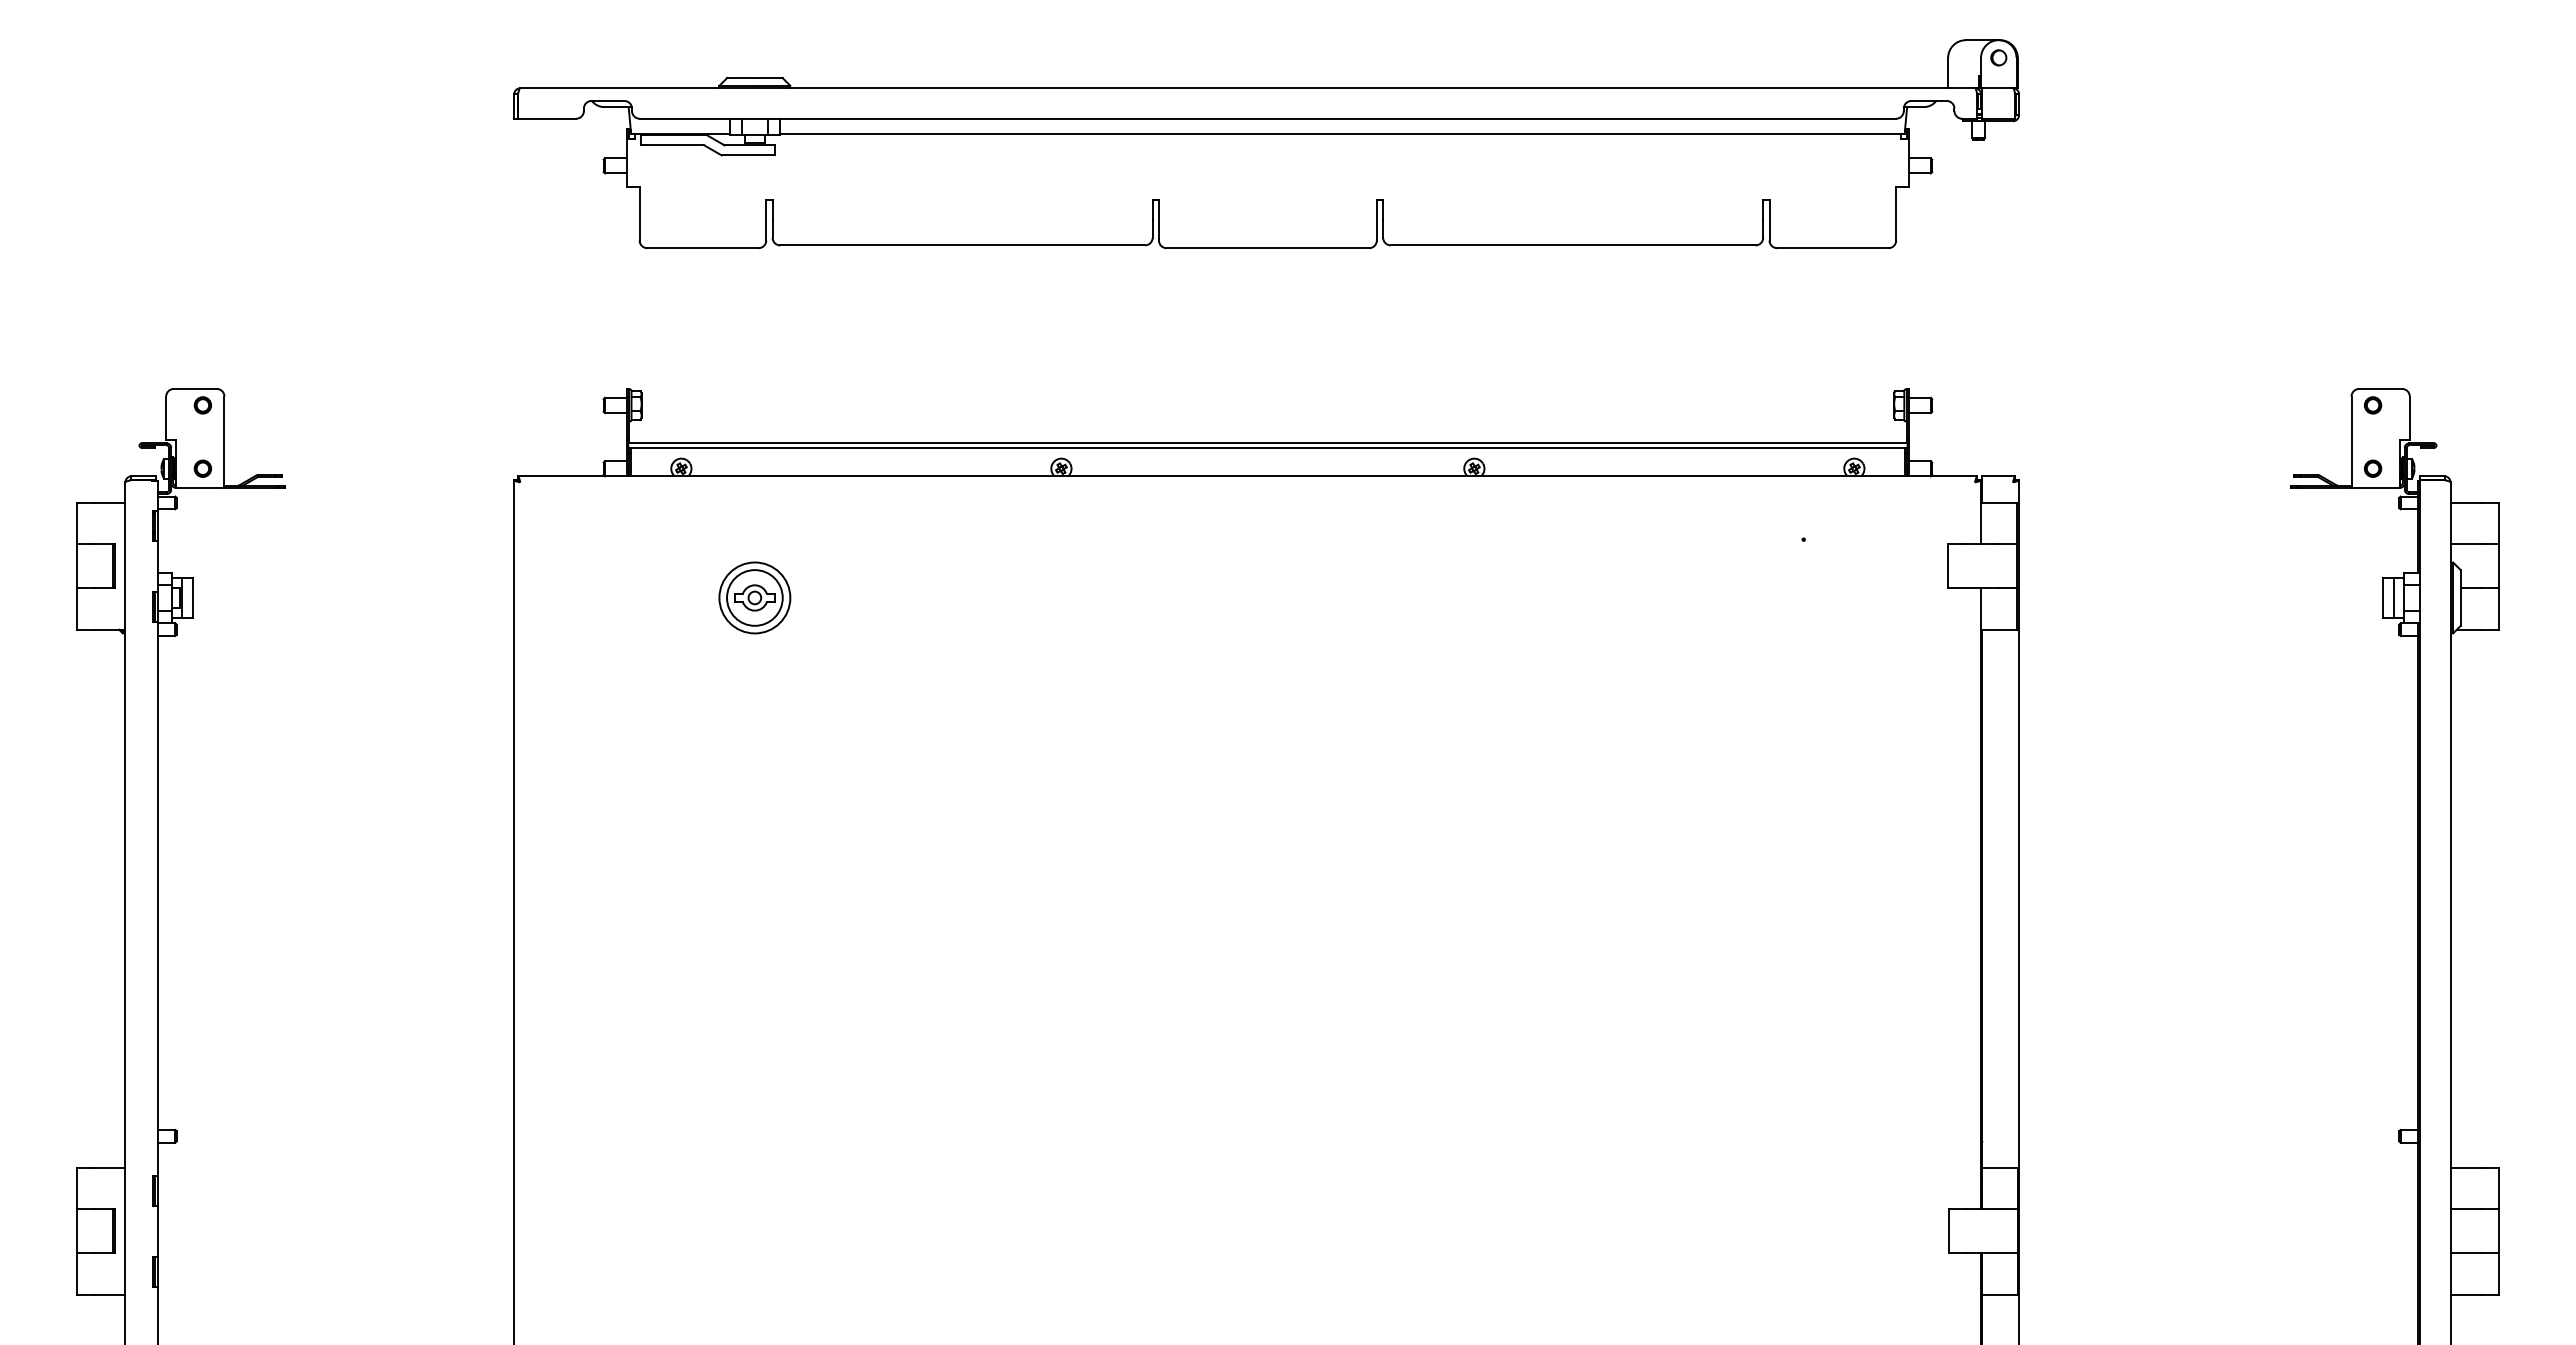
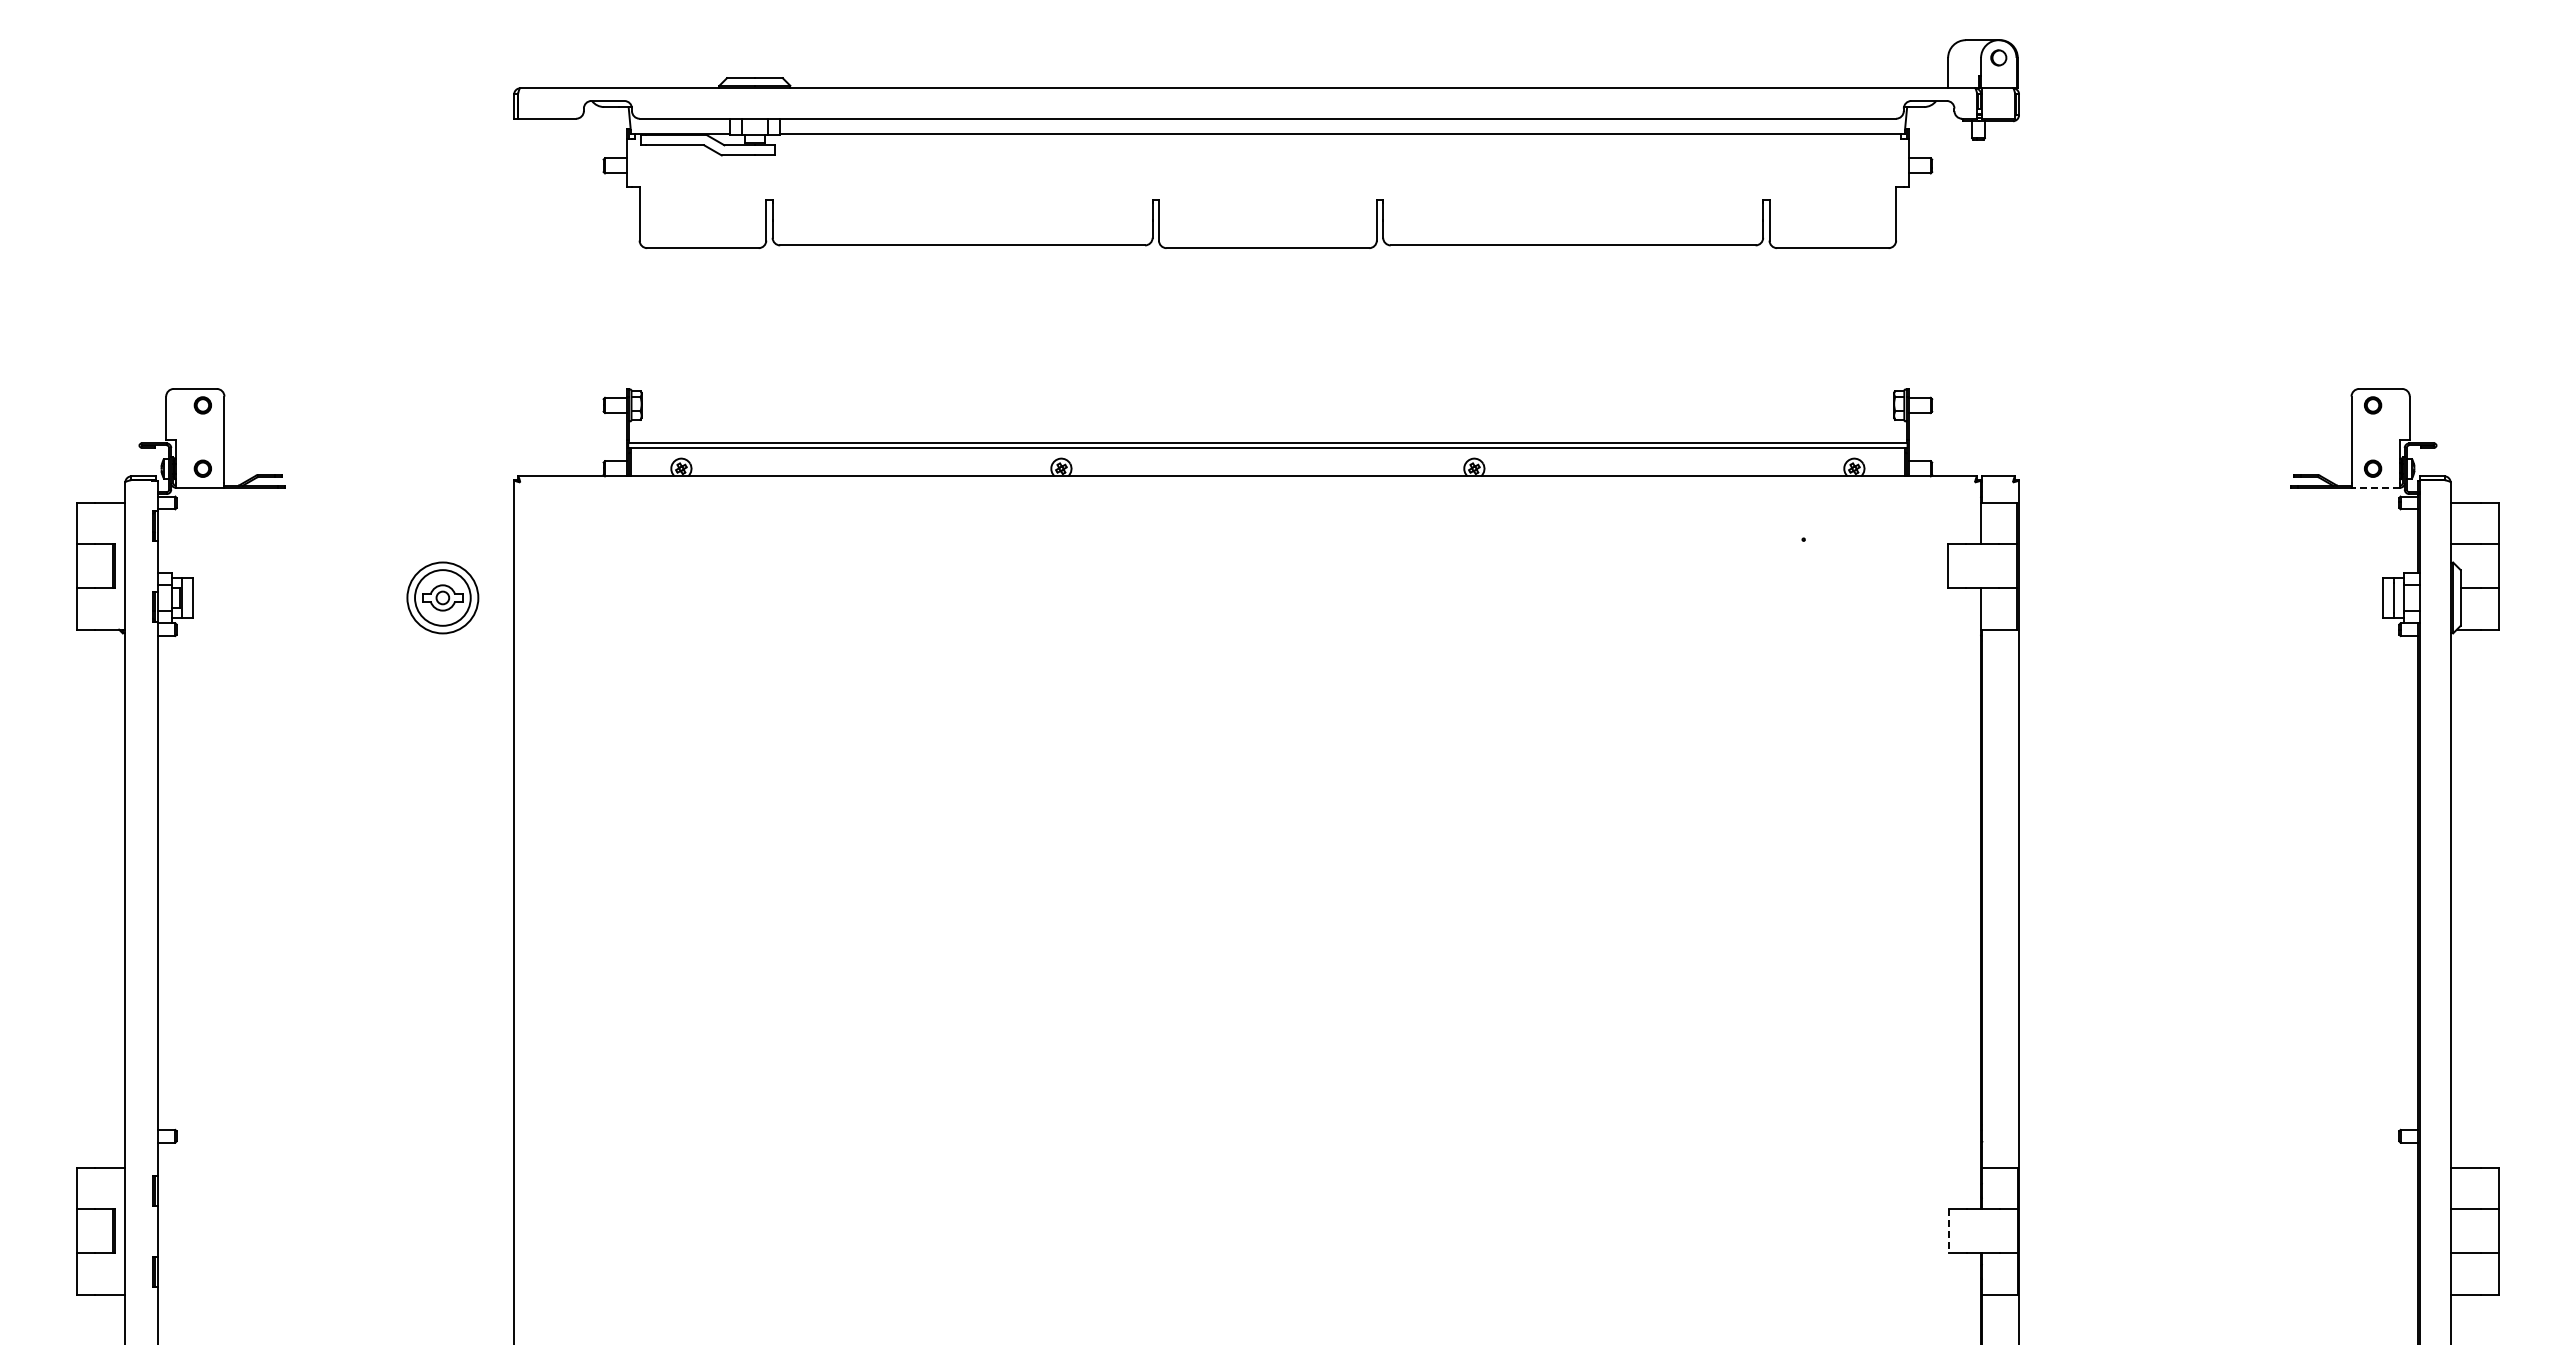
line: solid -> dashed (2375, 487)
part position: (754, 597) -> (442, 597) (442, 597)
line: solid -> dashed (1949, 1231)
